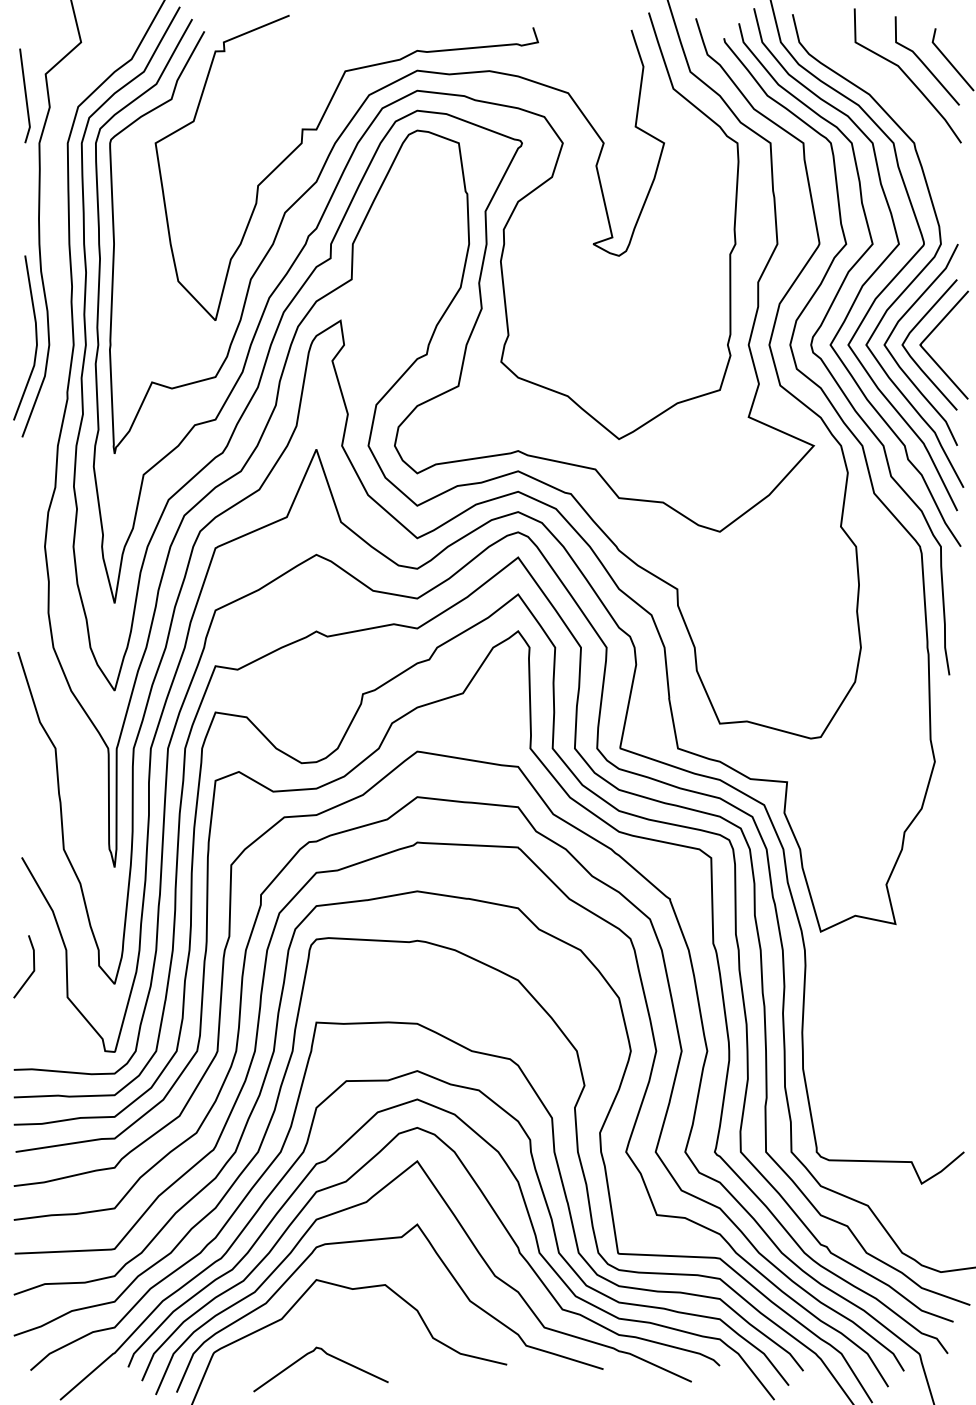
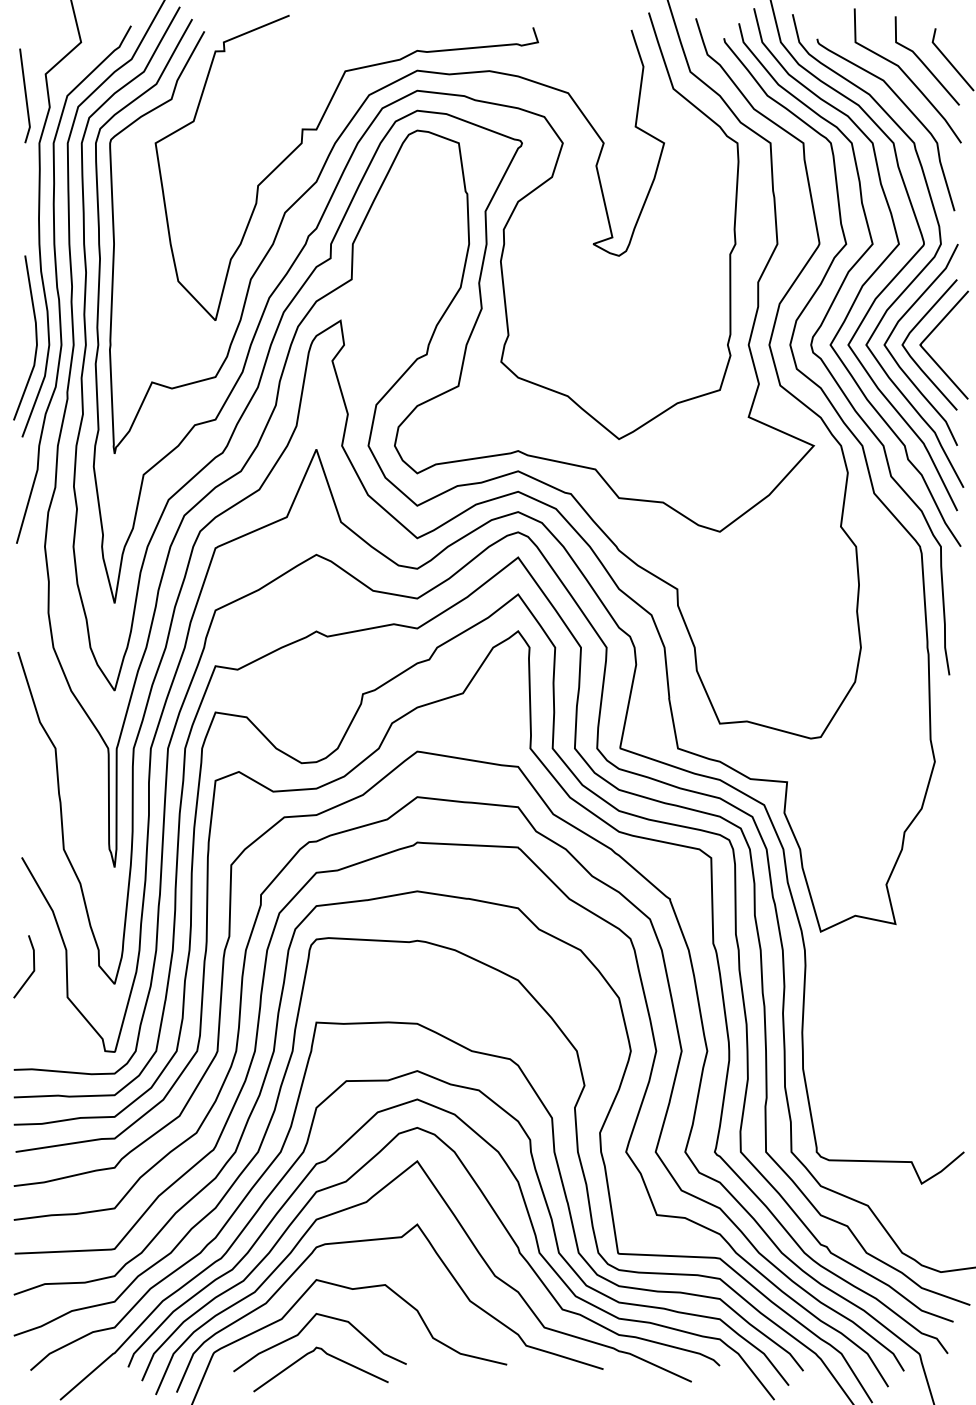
curve: none -> present (904, 105)
curve: none -> present (58, 287)
curve: none -> present (302, 1331)
